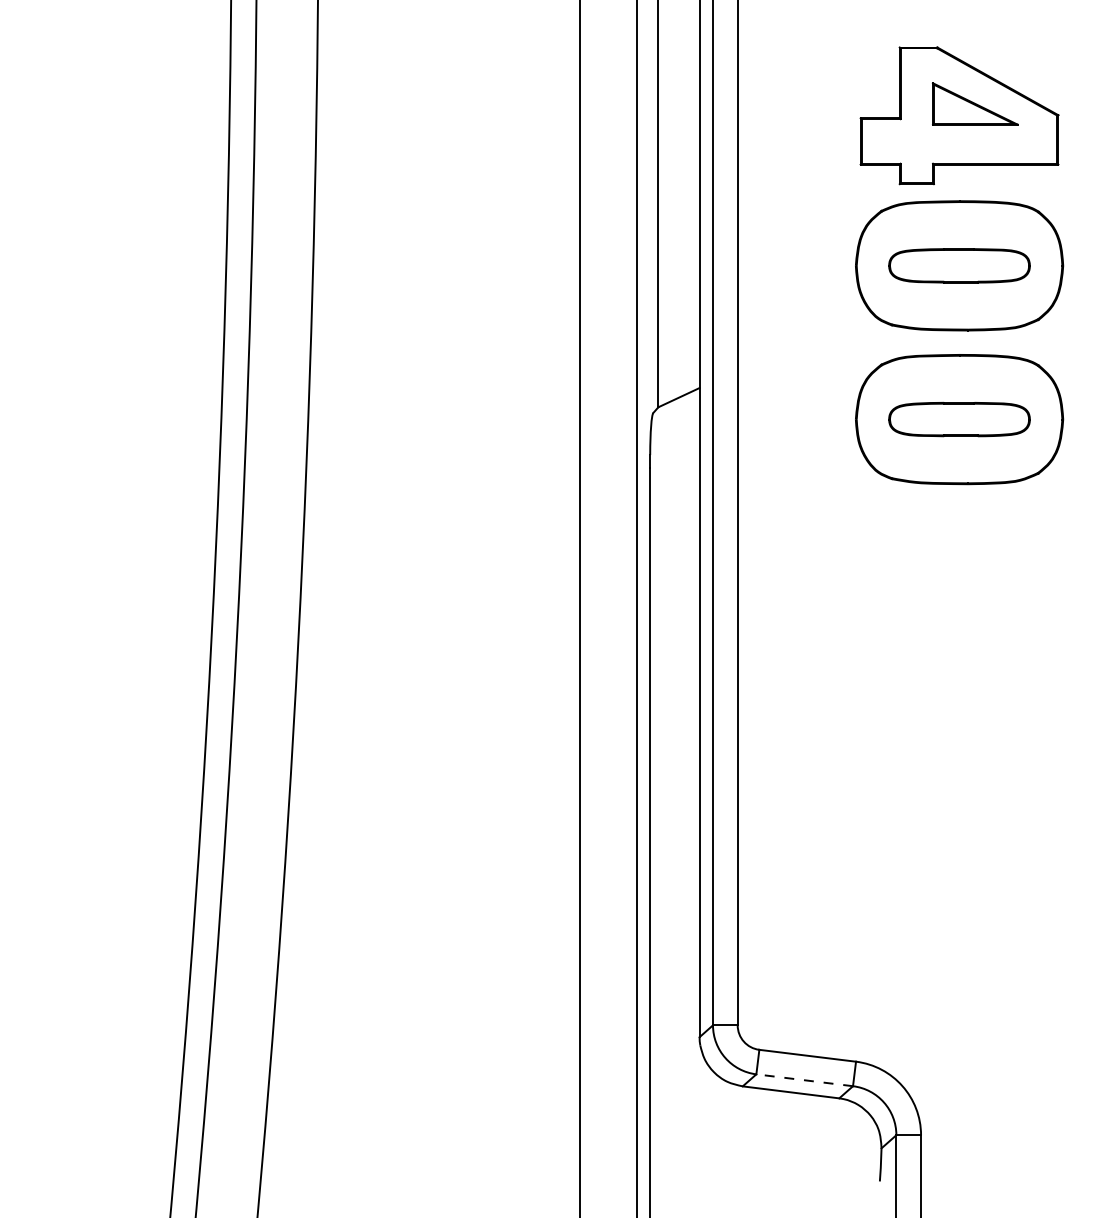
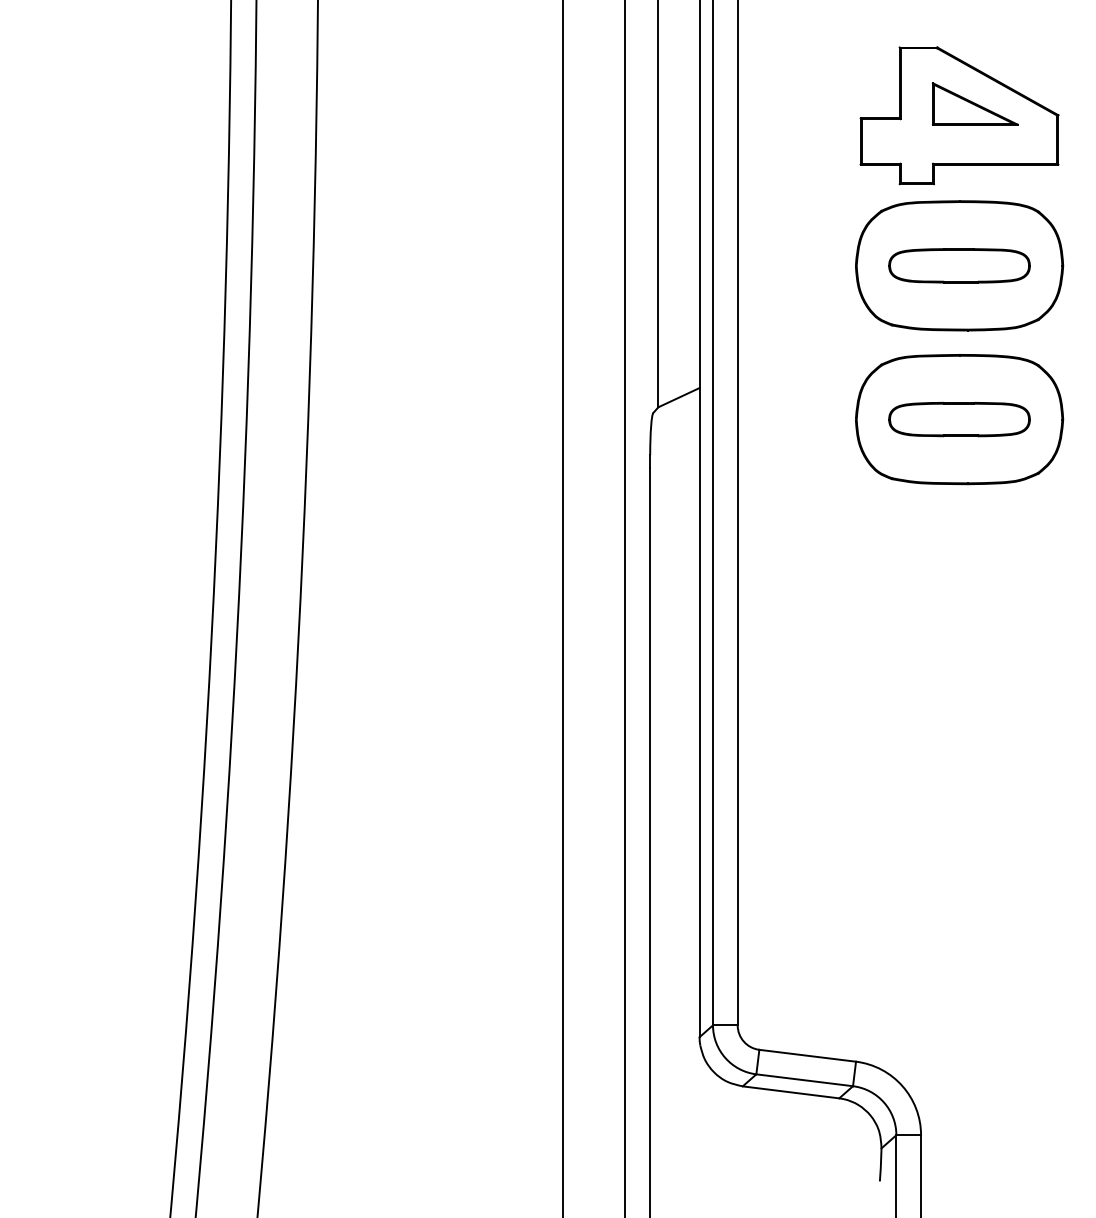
line position: (580, 608) -> (563, 608) (563, 608)
line position: (636, 608) -> (624, 608) (624, 608)
line: dashed -> solid (804, 1080)
